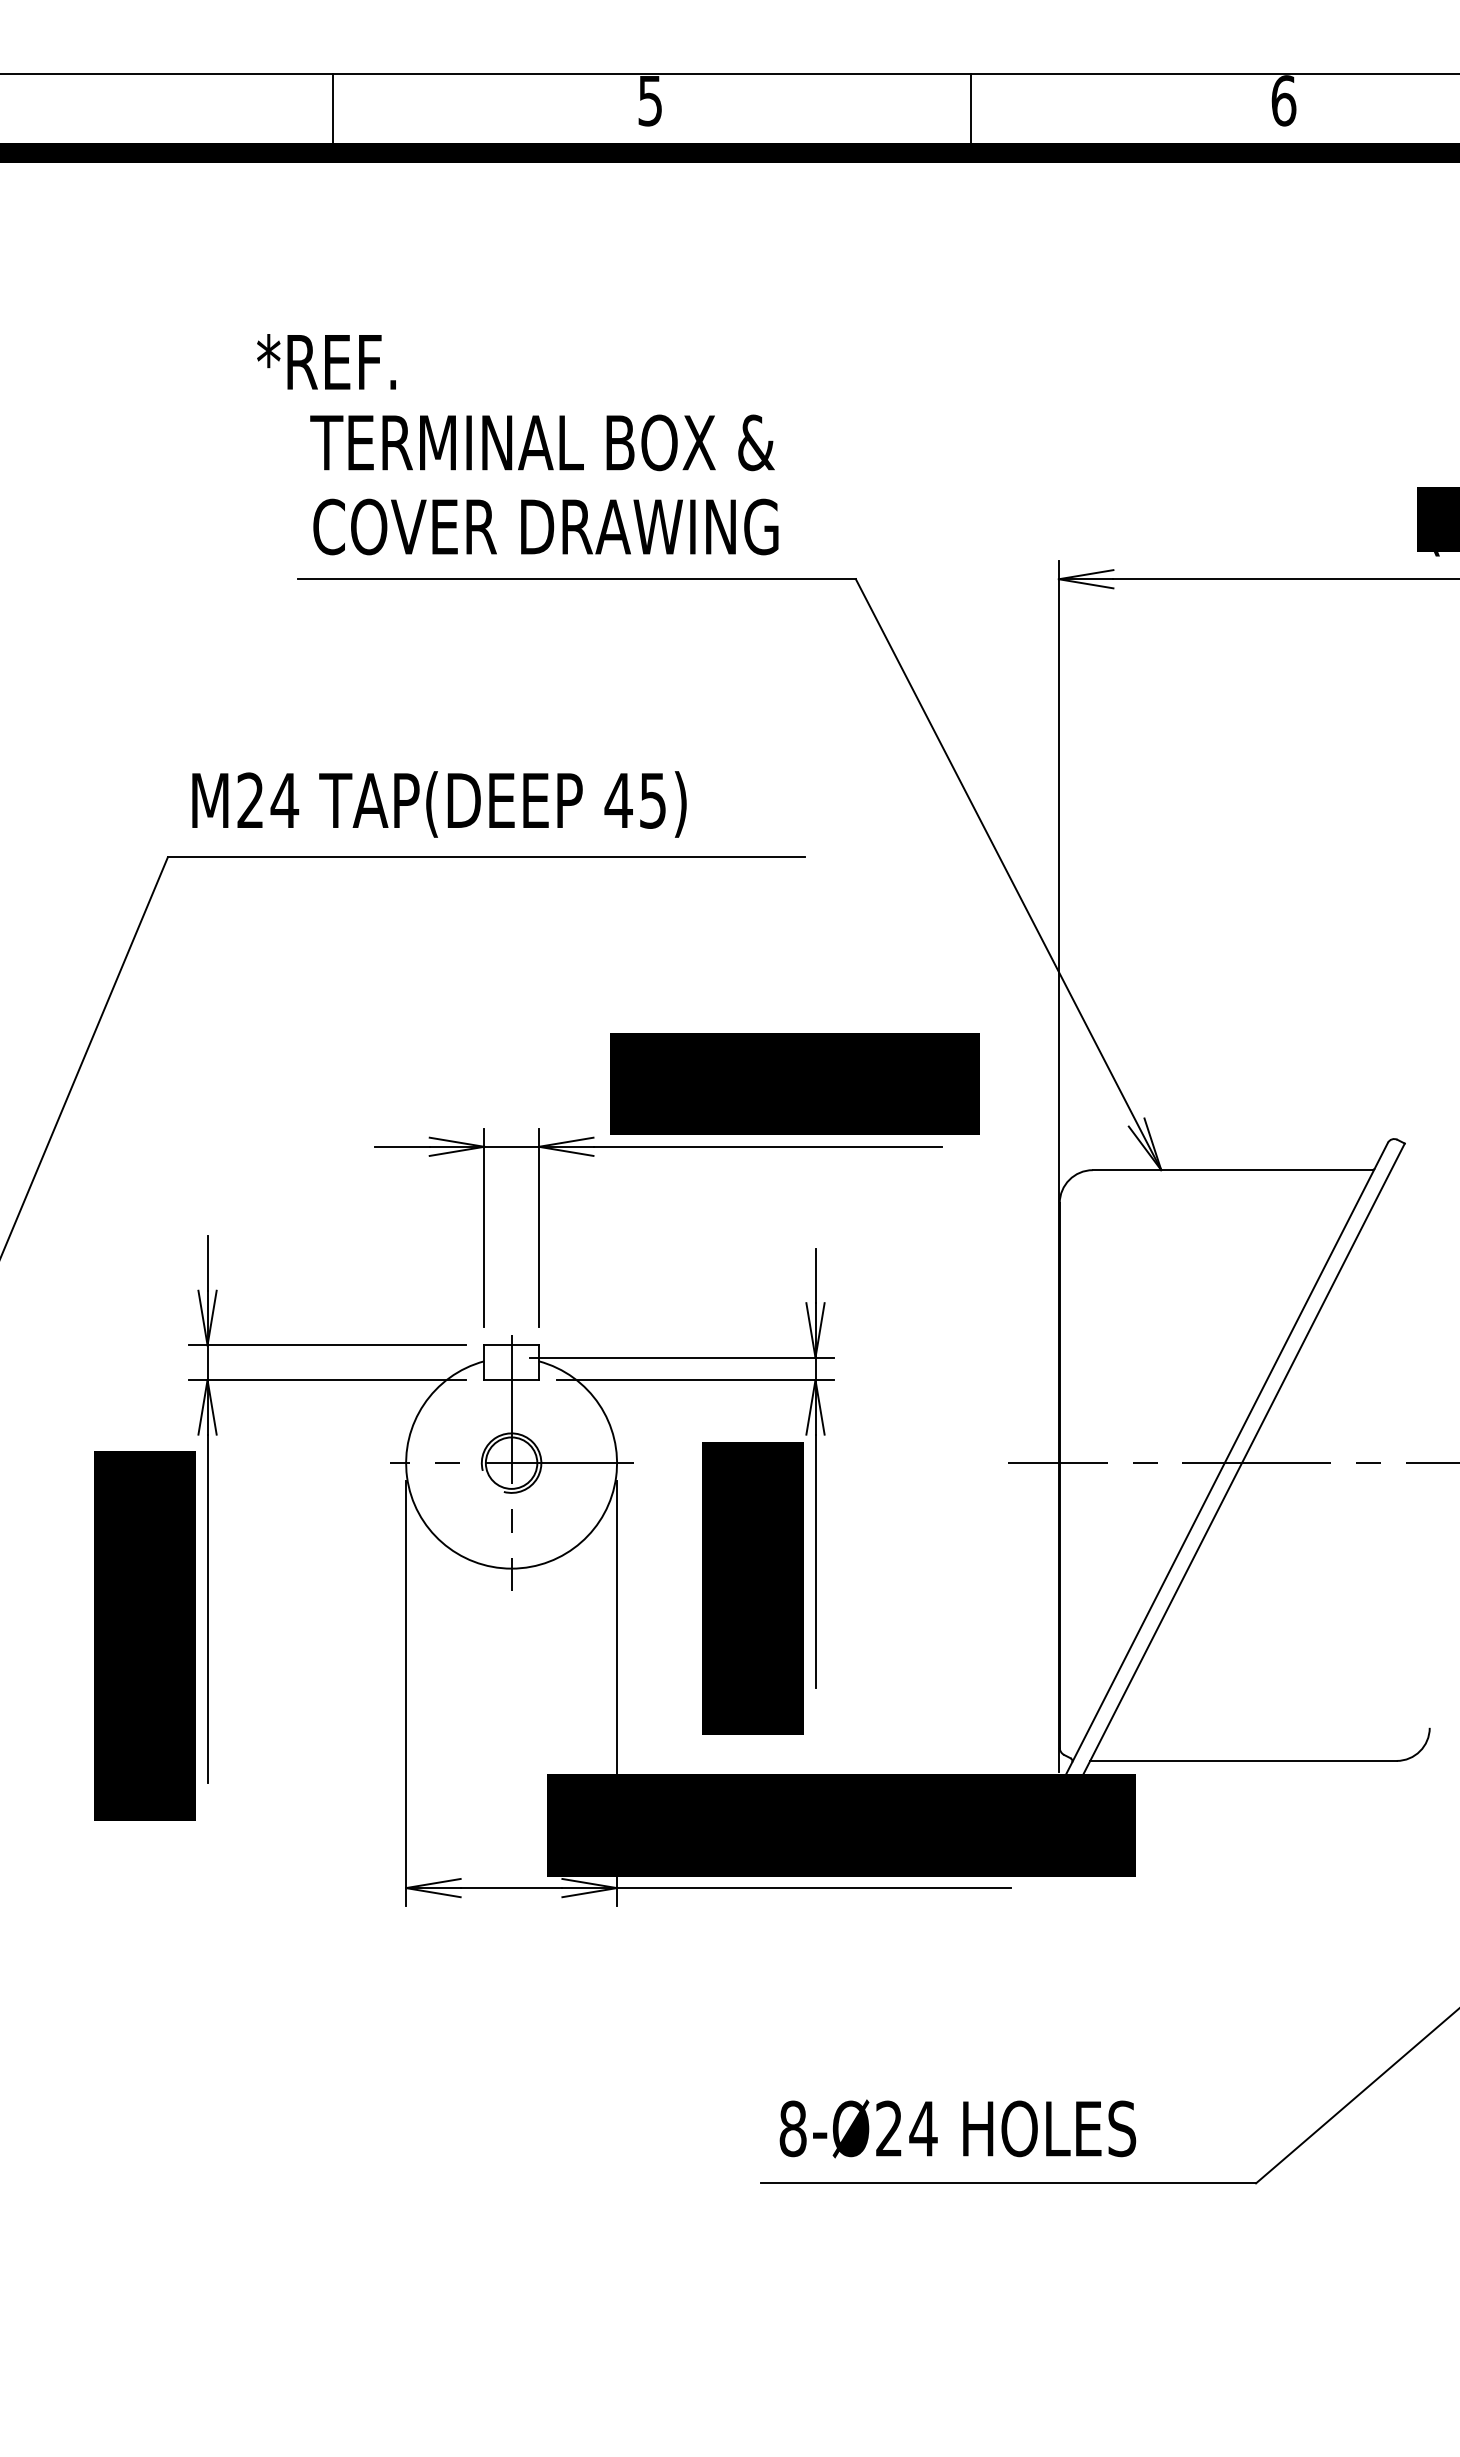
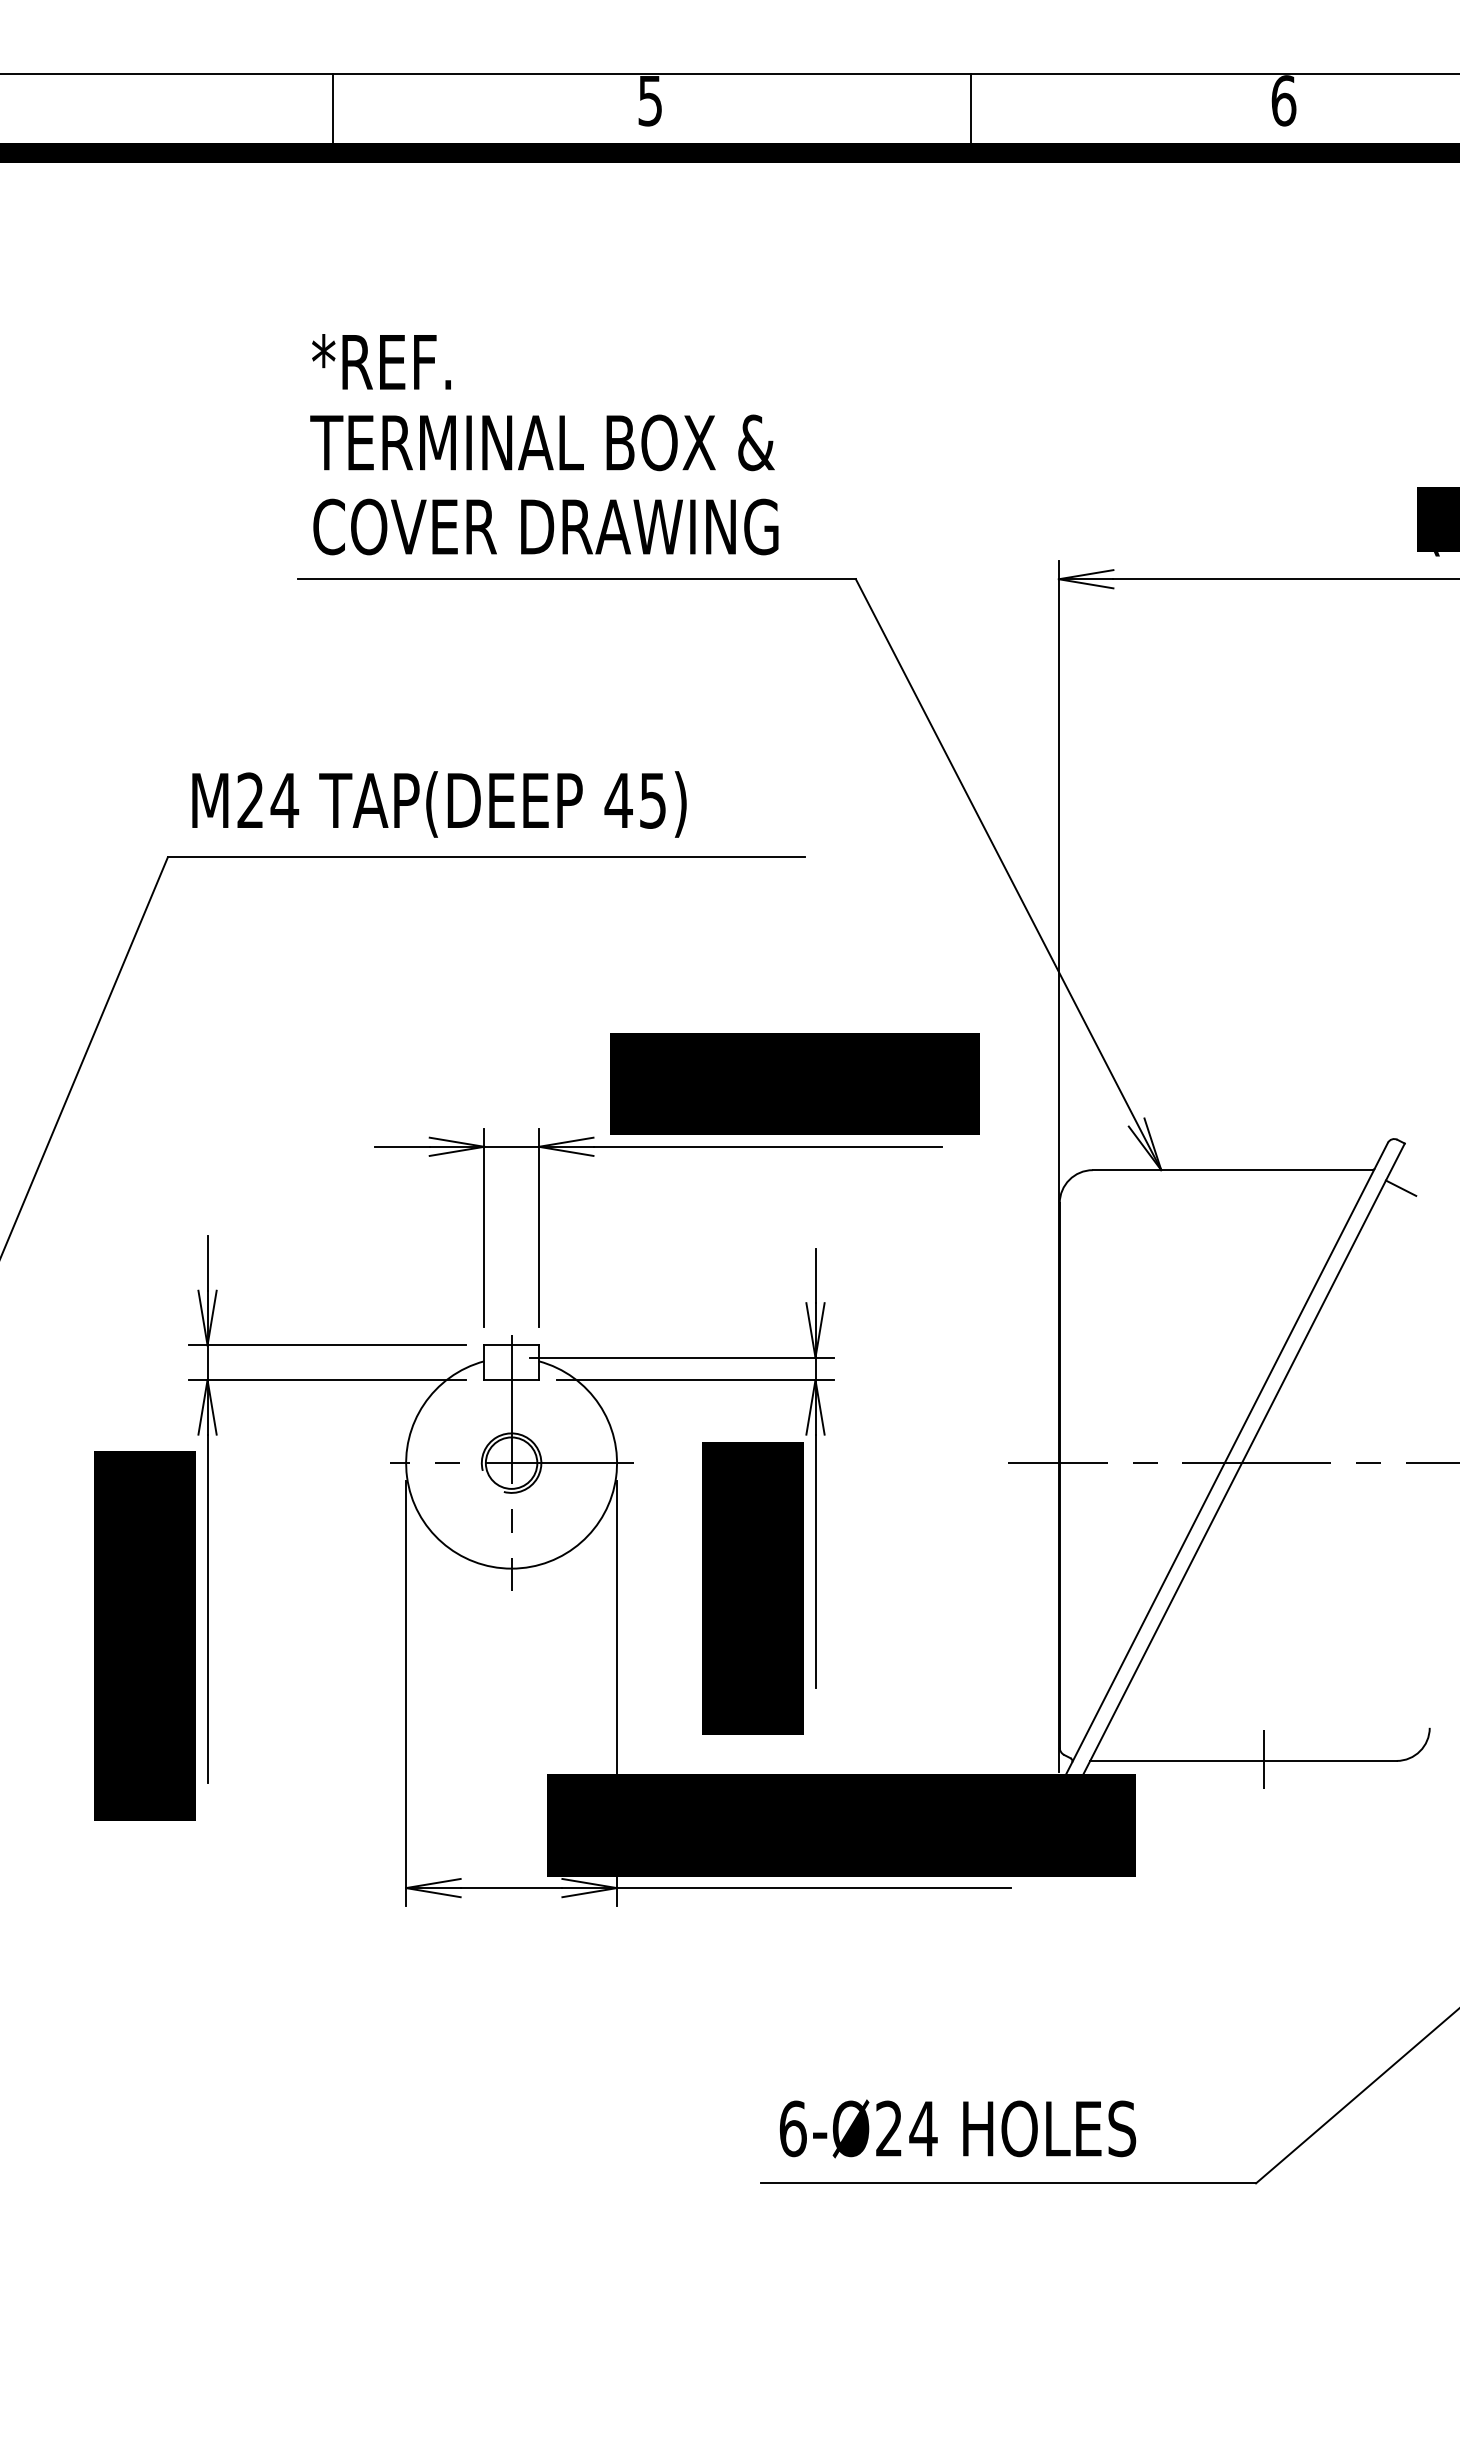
text position: (326, 361) -> (381, 361) (381, 361)
line: none -> present (1400, 1187)
line: none -> present (1264, 1758)
text: 8-Ø24 -> 6-Ø24 (792, 2128)
